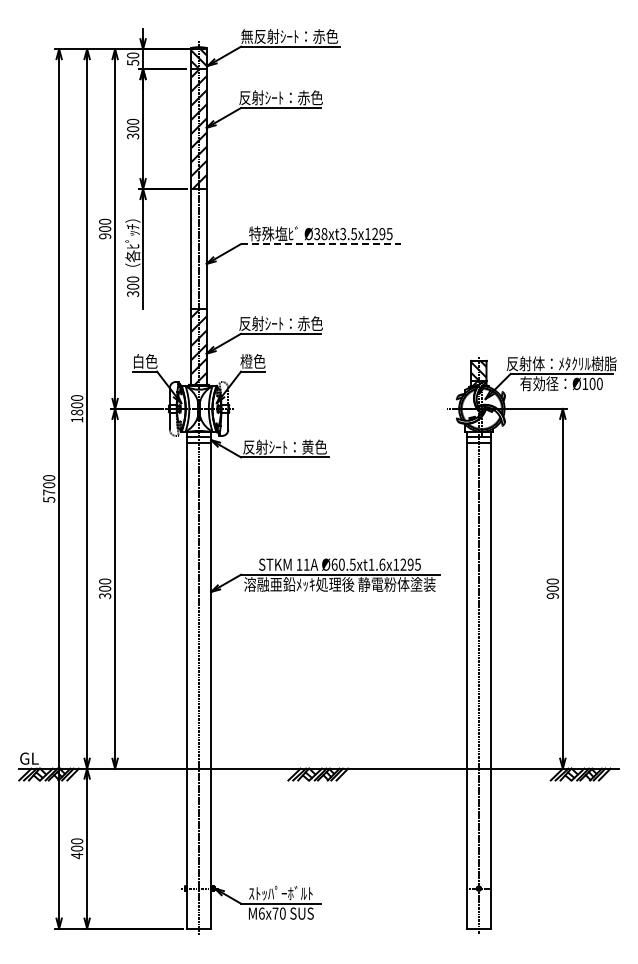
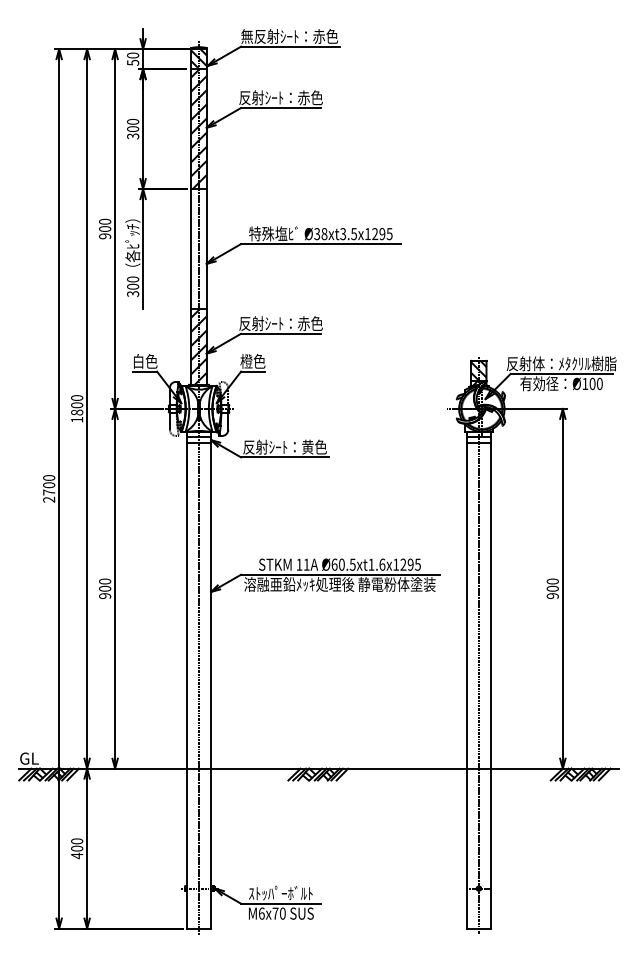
line: dashed -> solid (320, 244)
text: 5700 -> 2700 (49, 499)
text: 300 -> 900 (105, 596)
